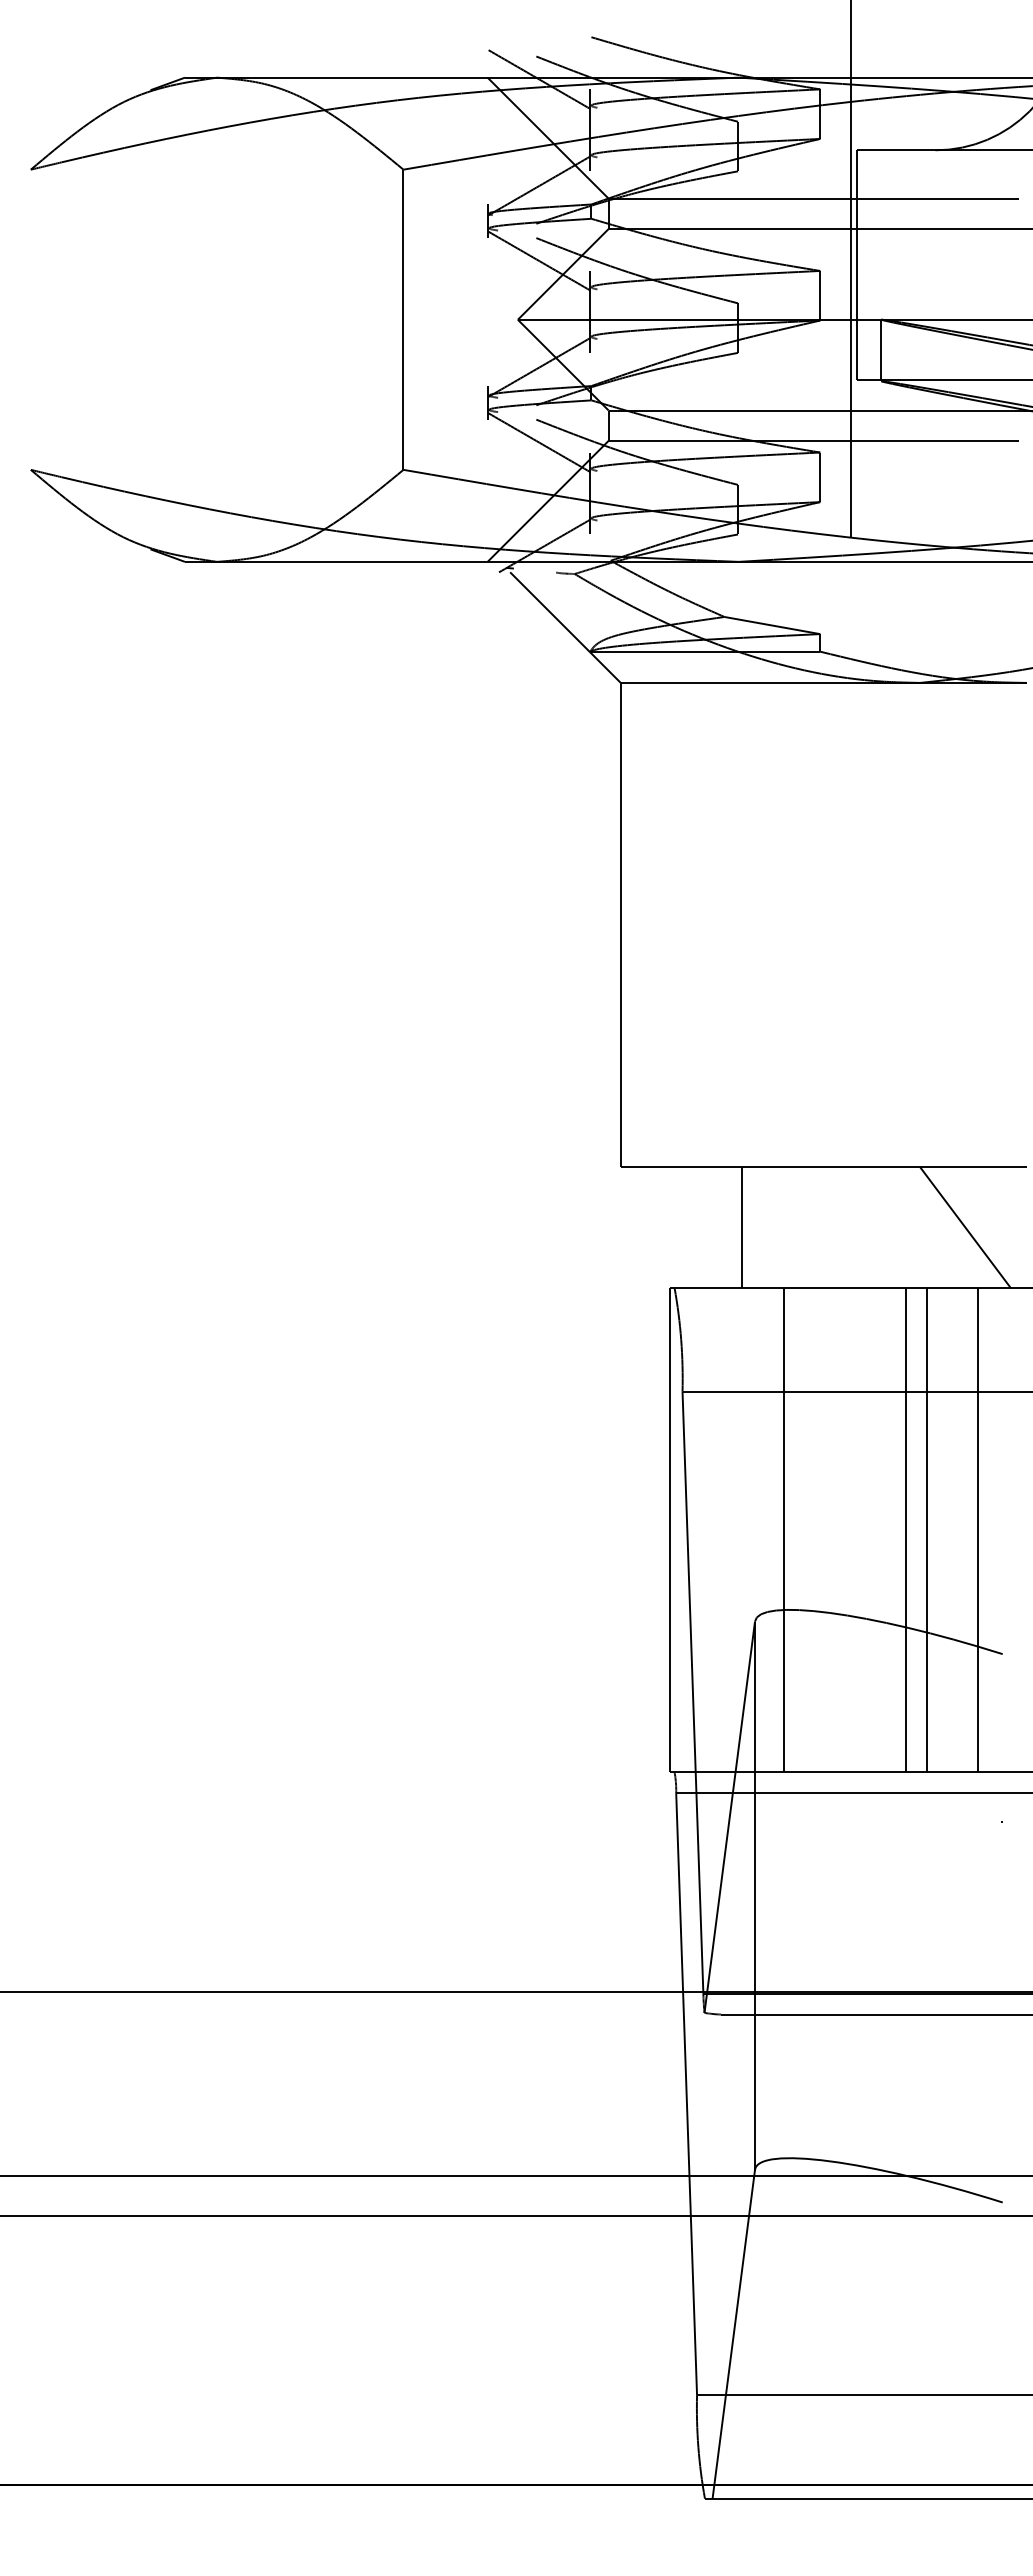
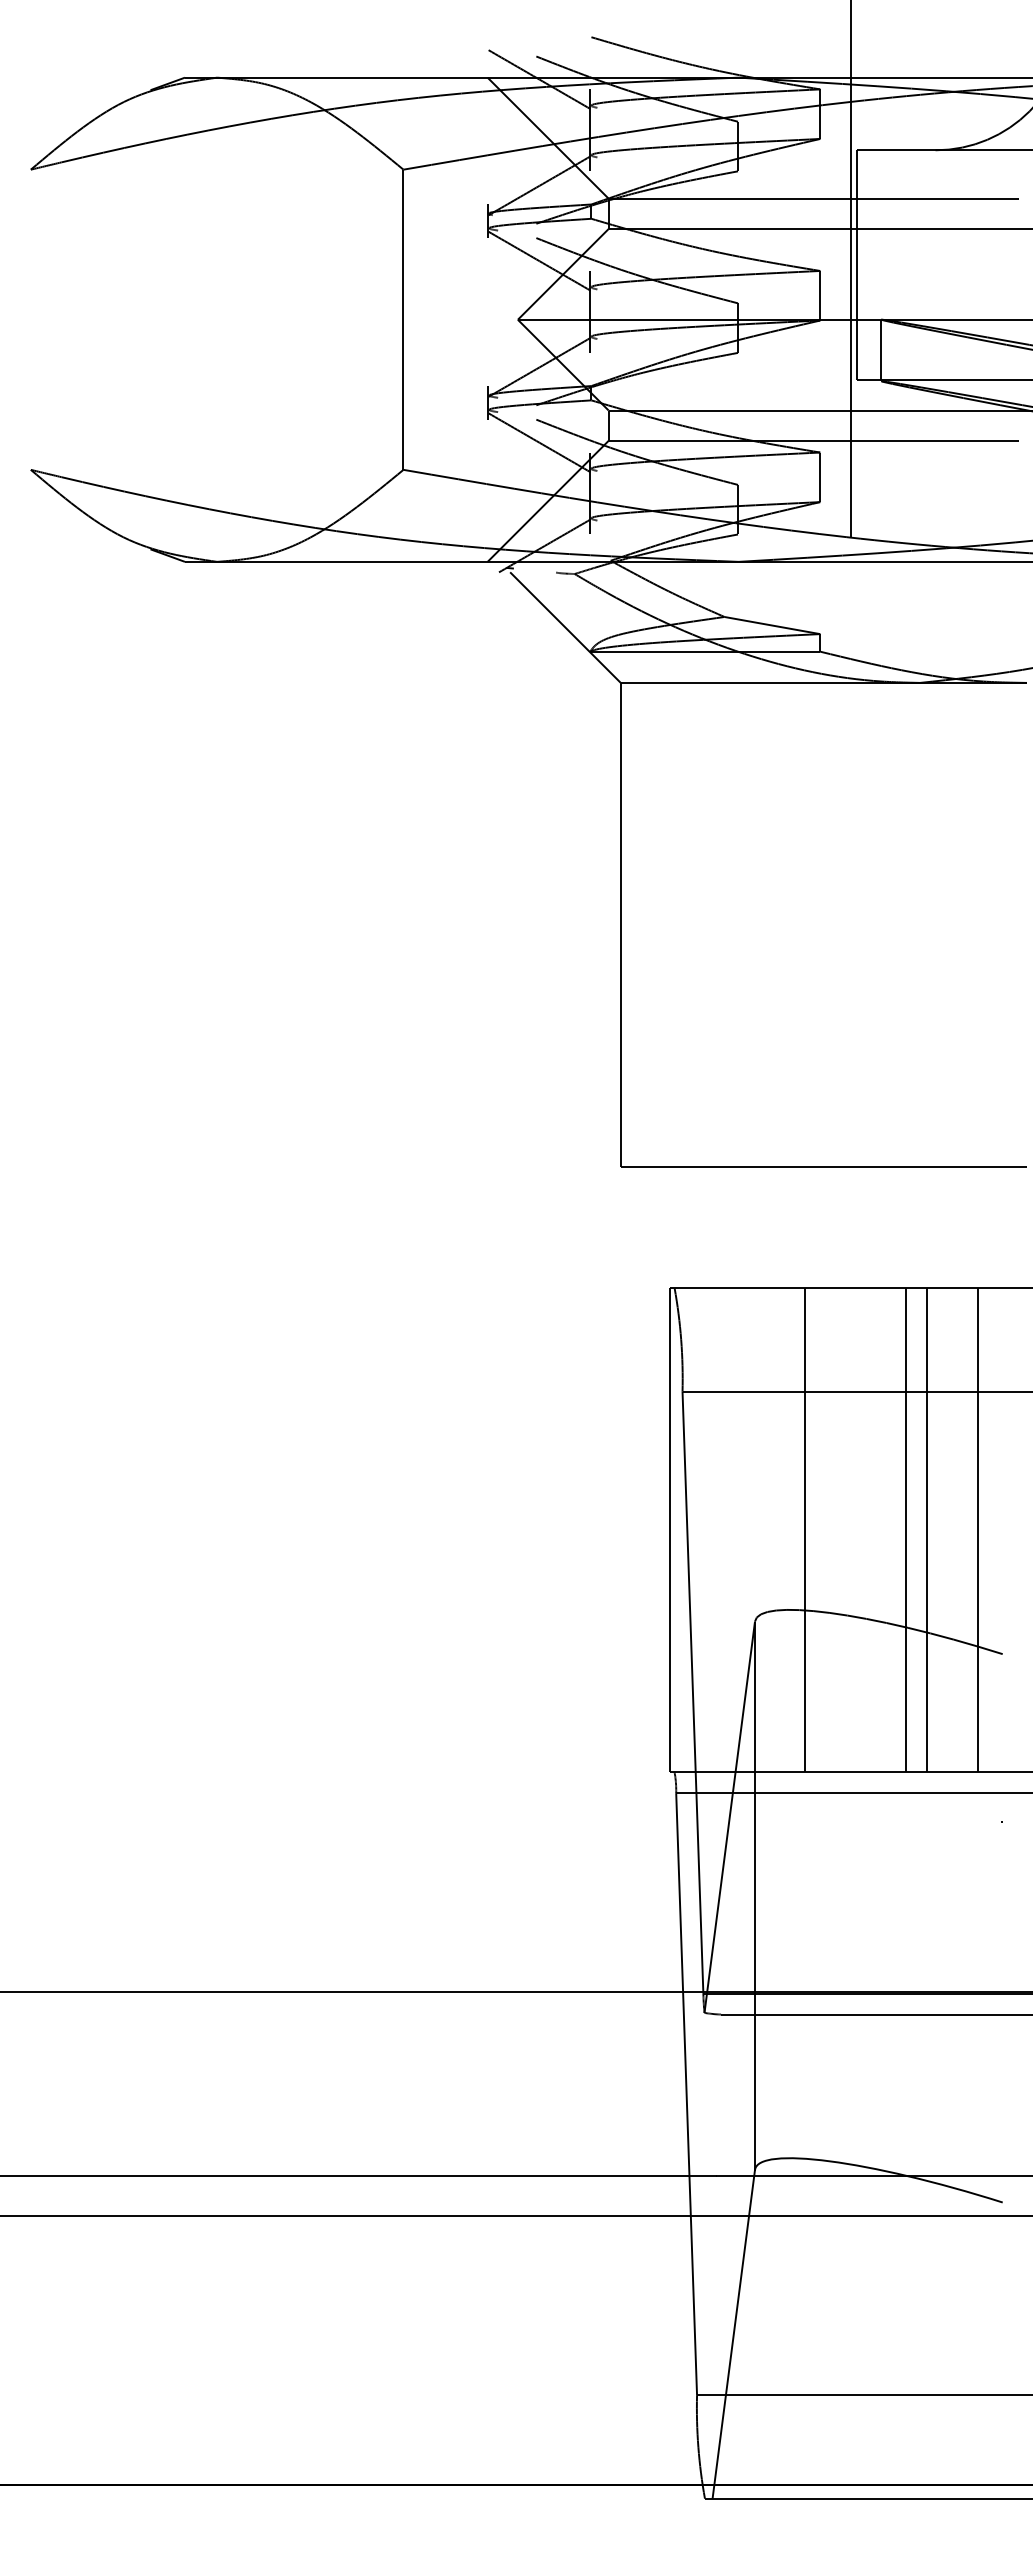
line: present -> none (741, 1227)
line: present -> none (965, 1227)
line position: (784, 1530) -> (805, 1530) (805, 1530)
